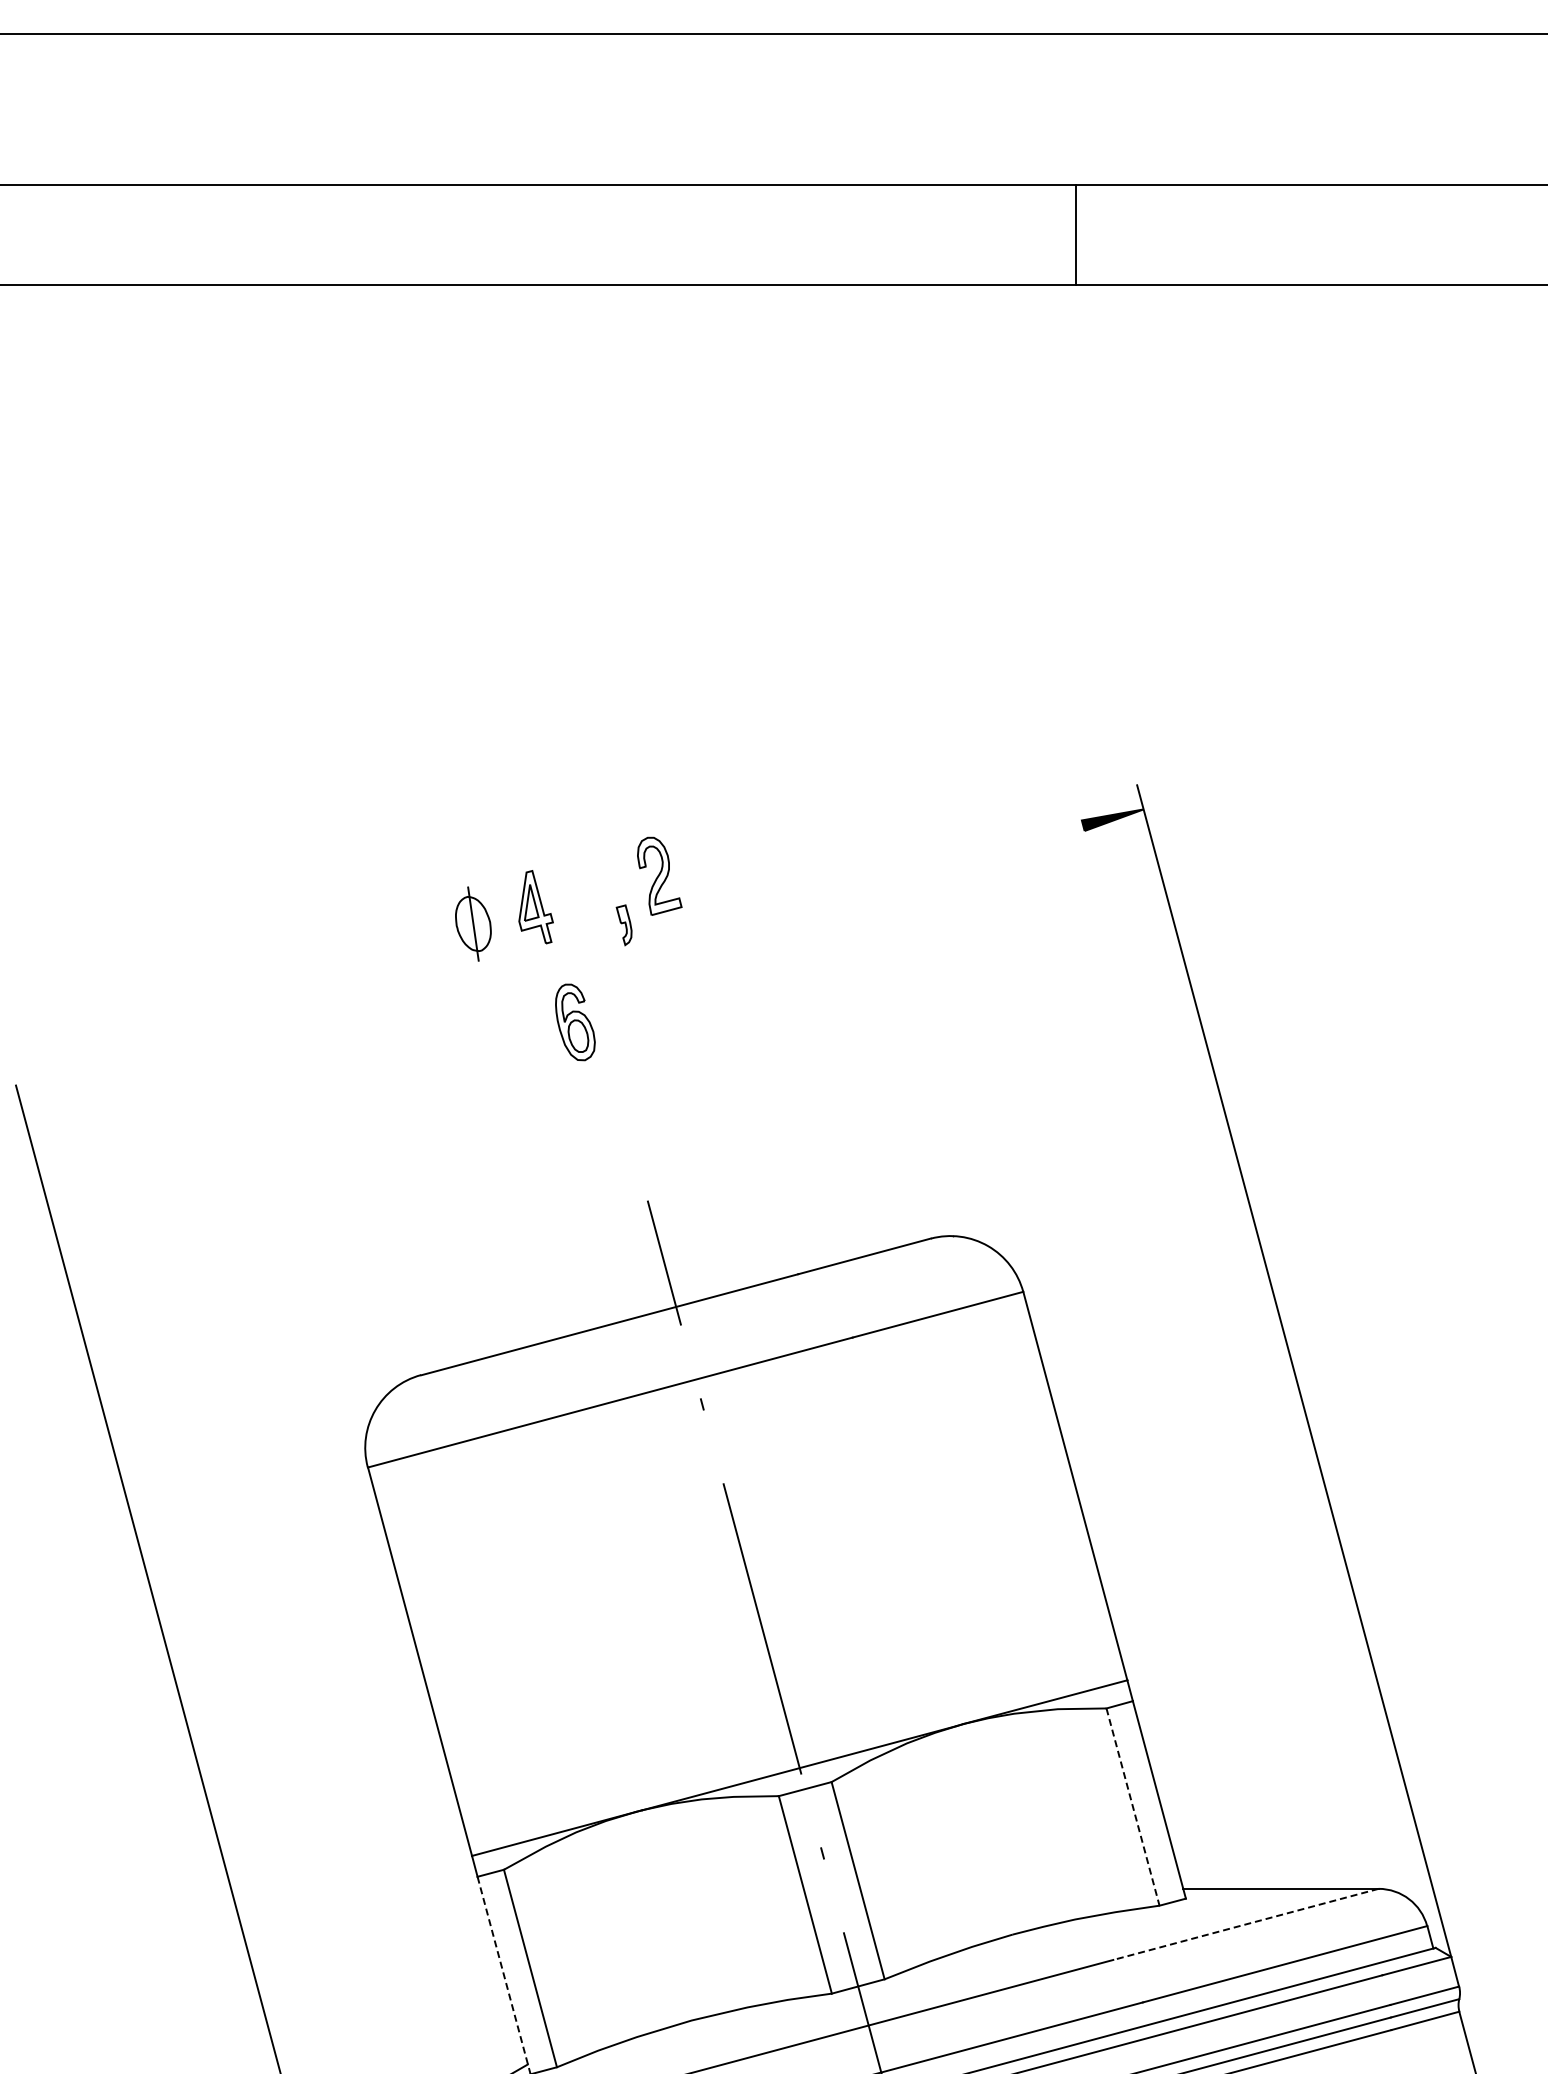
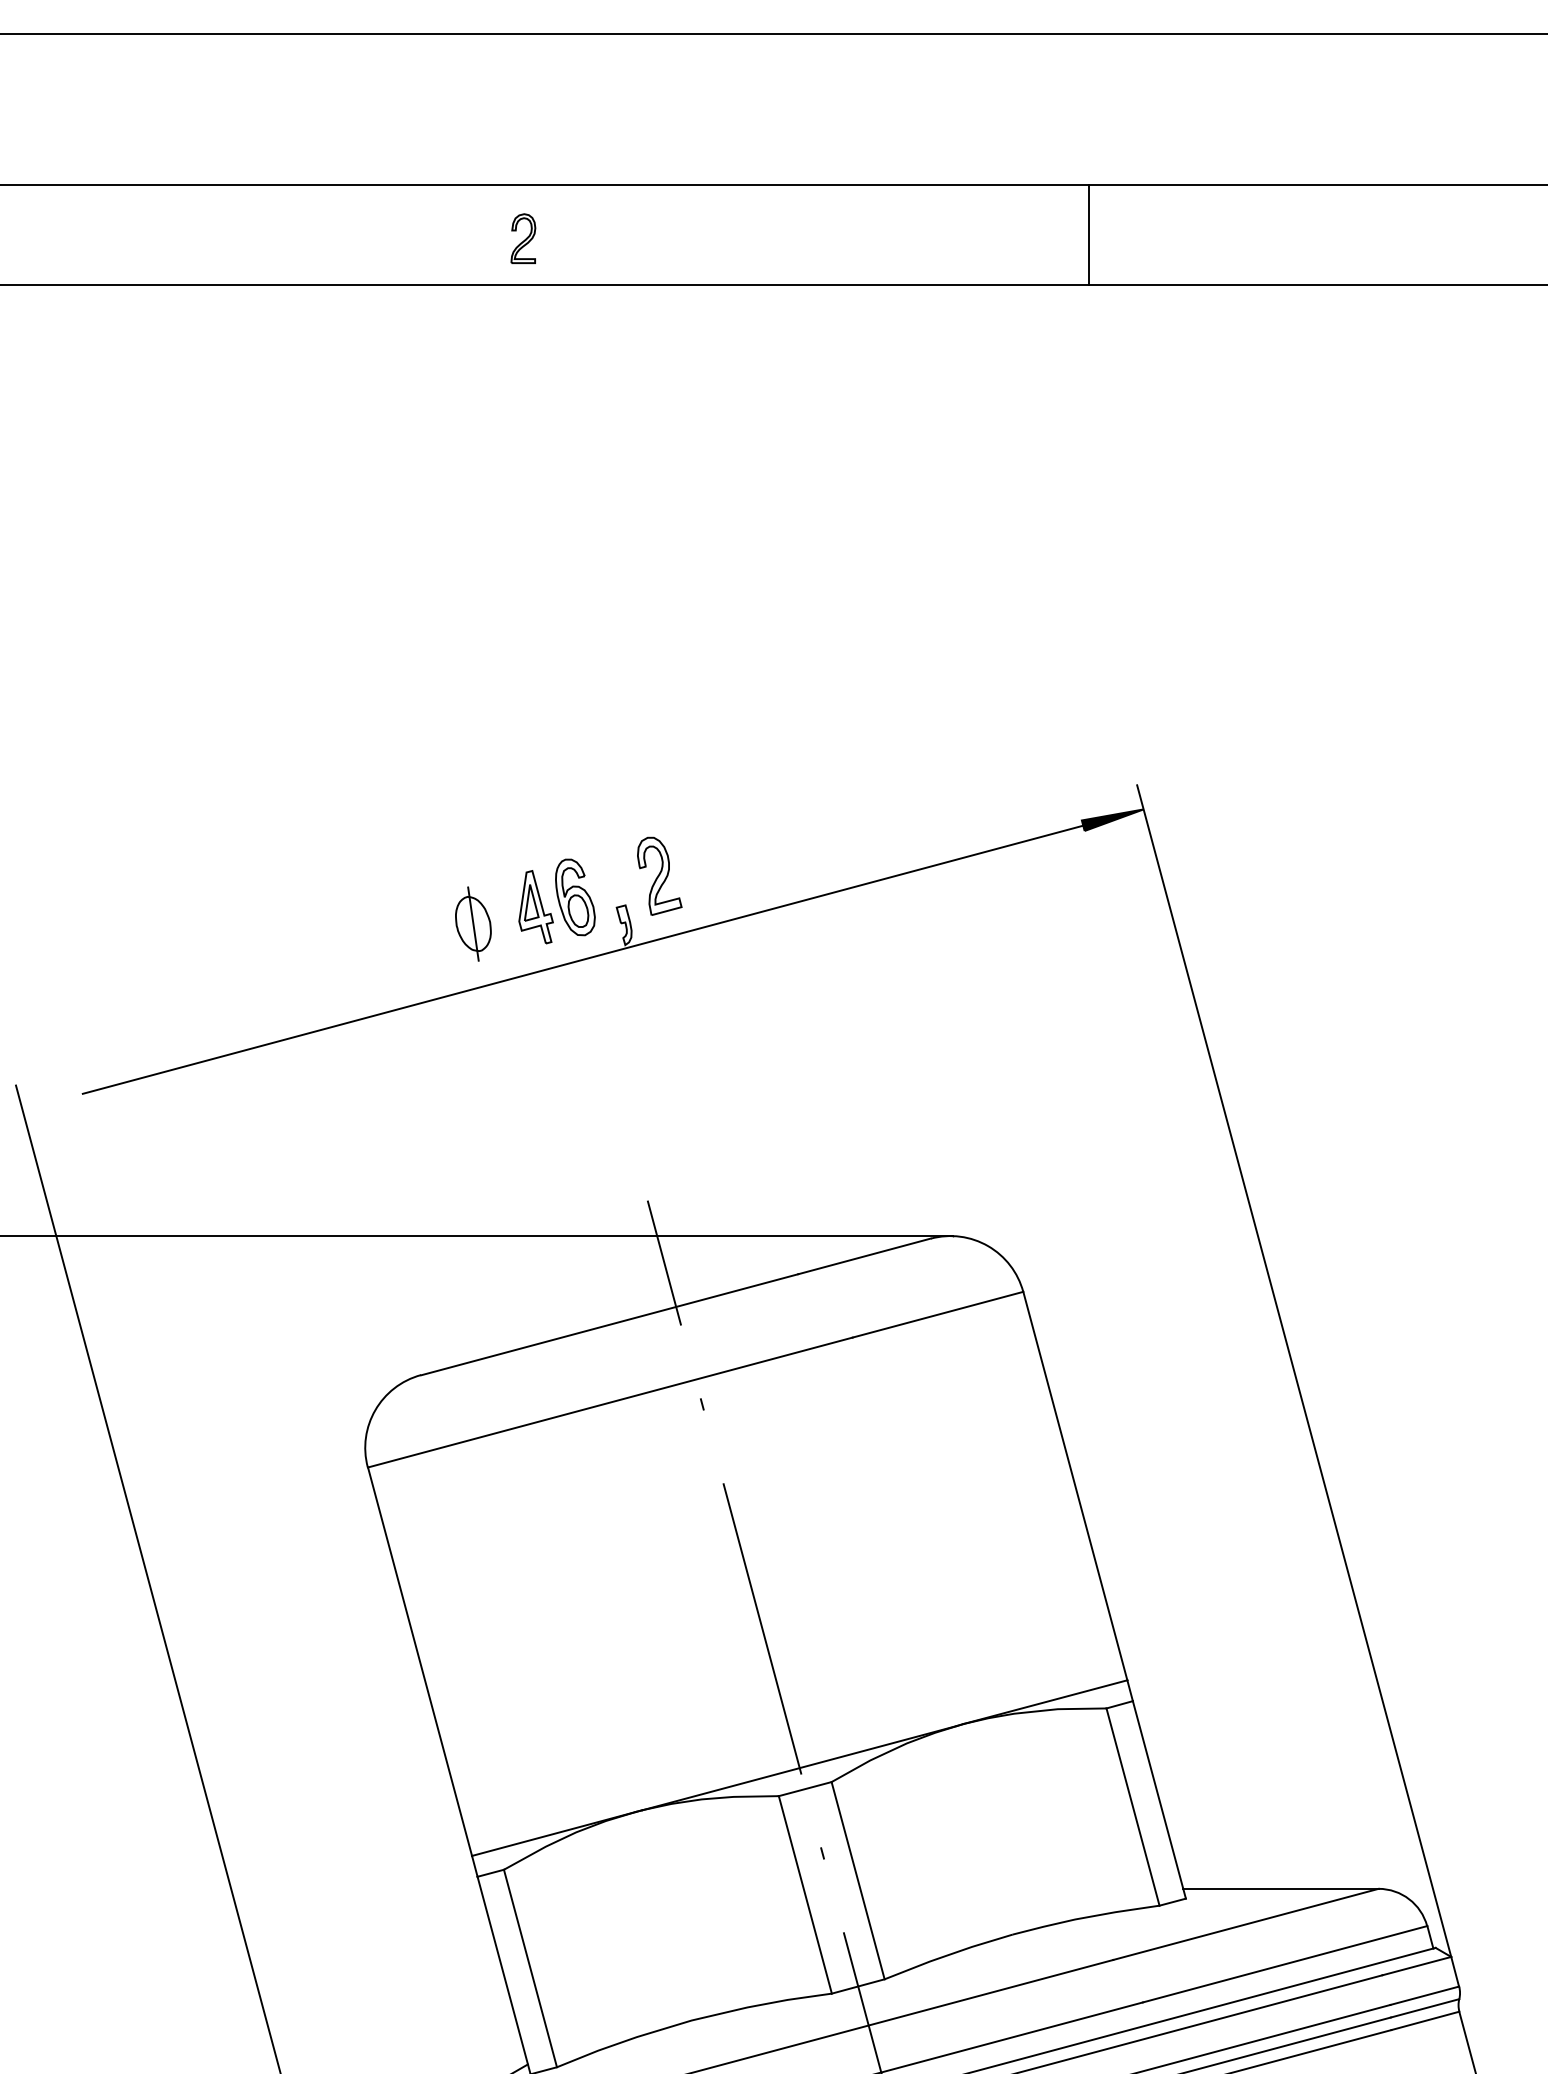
line position: (1075, 234) -> (1088, 234) (1088, 234)
part: none -> present (523, 238)
line: none -> present (582, 959)
part position: (575, 1022) -> (575, 897) (575, 897)
line: none -> present (477, 1236)
line: dashed -> solid (1133, 1807)
line: dashed -> solid (1245, 1924)
line: dashed -> solid (503, 1975)
